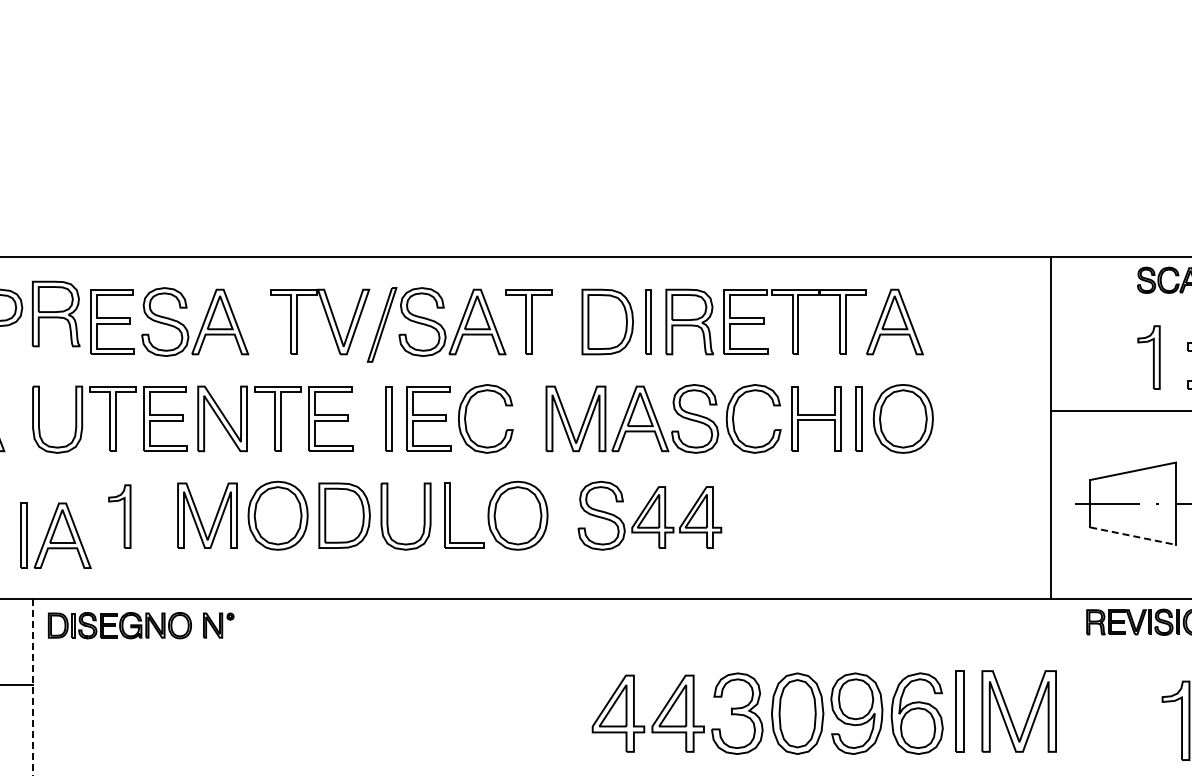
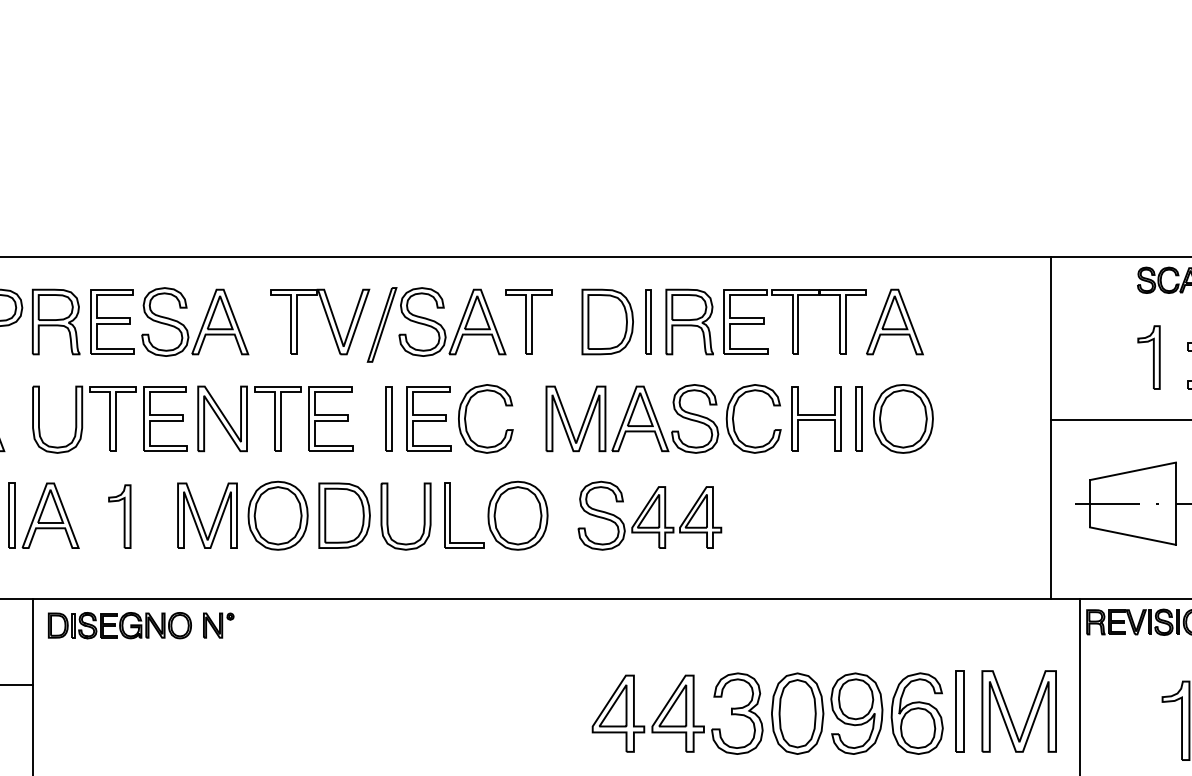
part position: (56, 313) -> (56, 321) (56, 321)
line position: (1119, 411) -> (1119, 420) (1119, 420)
part position: (55, 535) -> (43, 515) (43, 515)
line: dashed -> solid (1133, 536)
line: none -> present (1079, 685)
line: dashed -> solid (33, 687)
